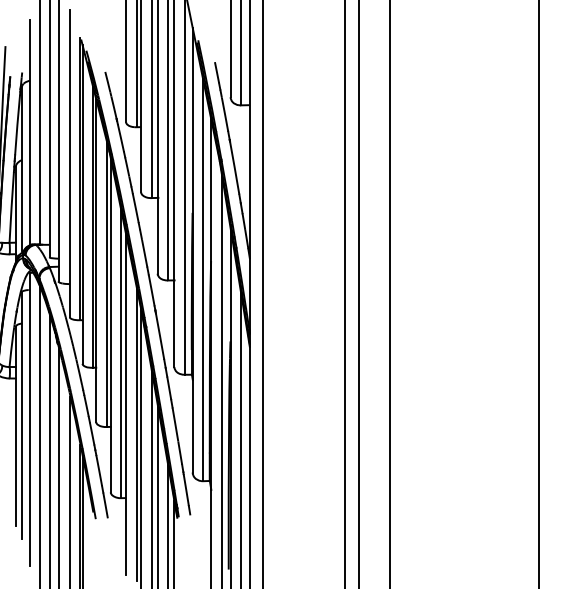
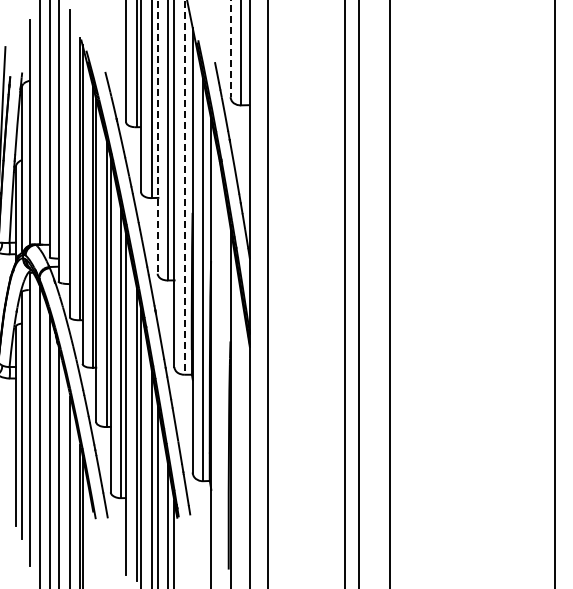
line: solid -> dashed (230, 49)
line: solid -> dashed (157, 137)
line: solid -> dashed (184, 187)
line position: (263, 293) -> (268, 293) (268, 293)
line position: (538, 293) -> (554, 293) (554, 293)
line: present -> none (221, 379)
line: present -> none (241, 439)
